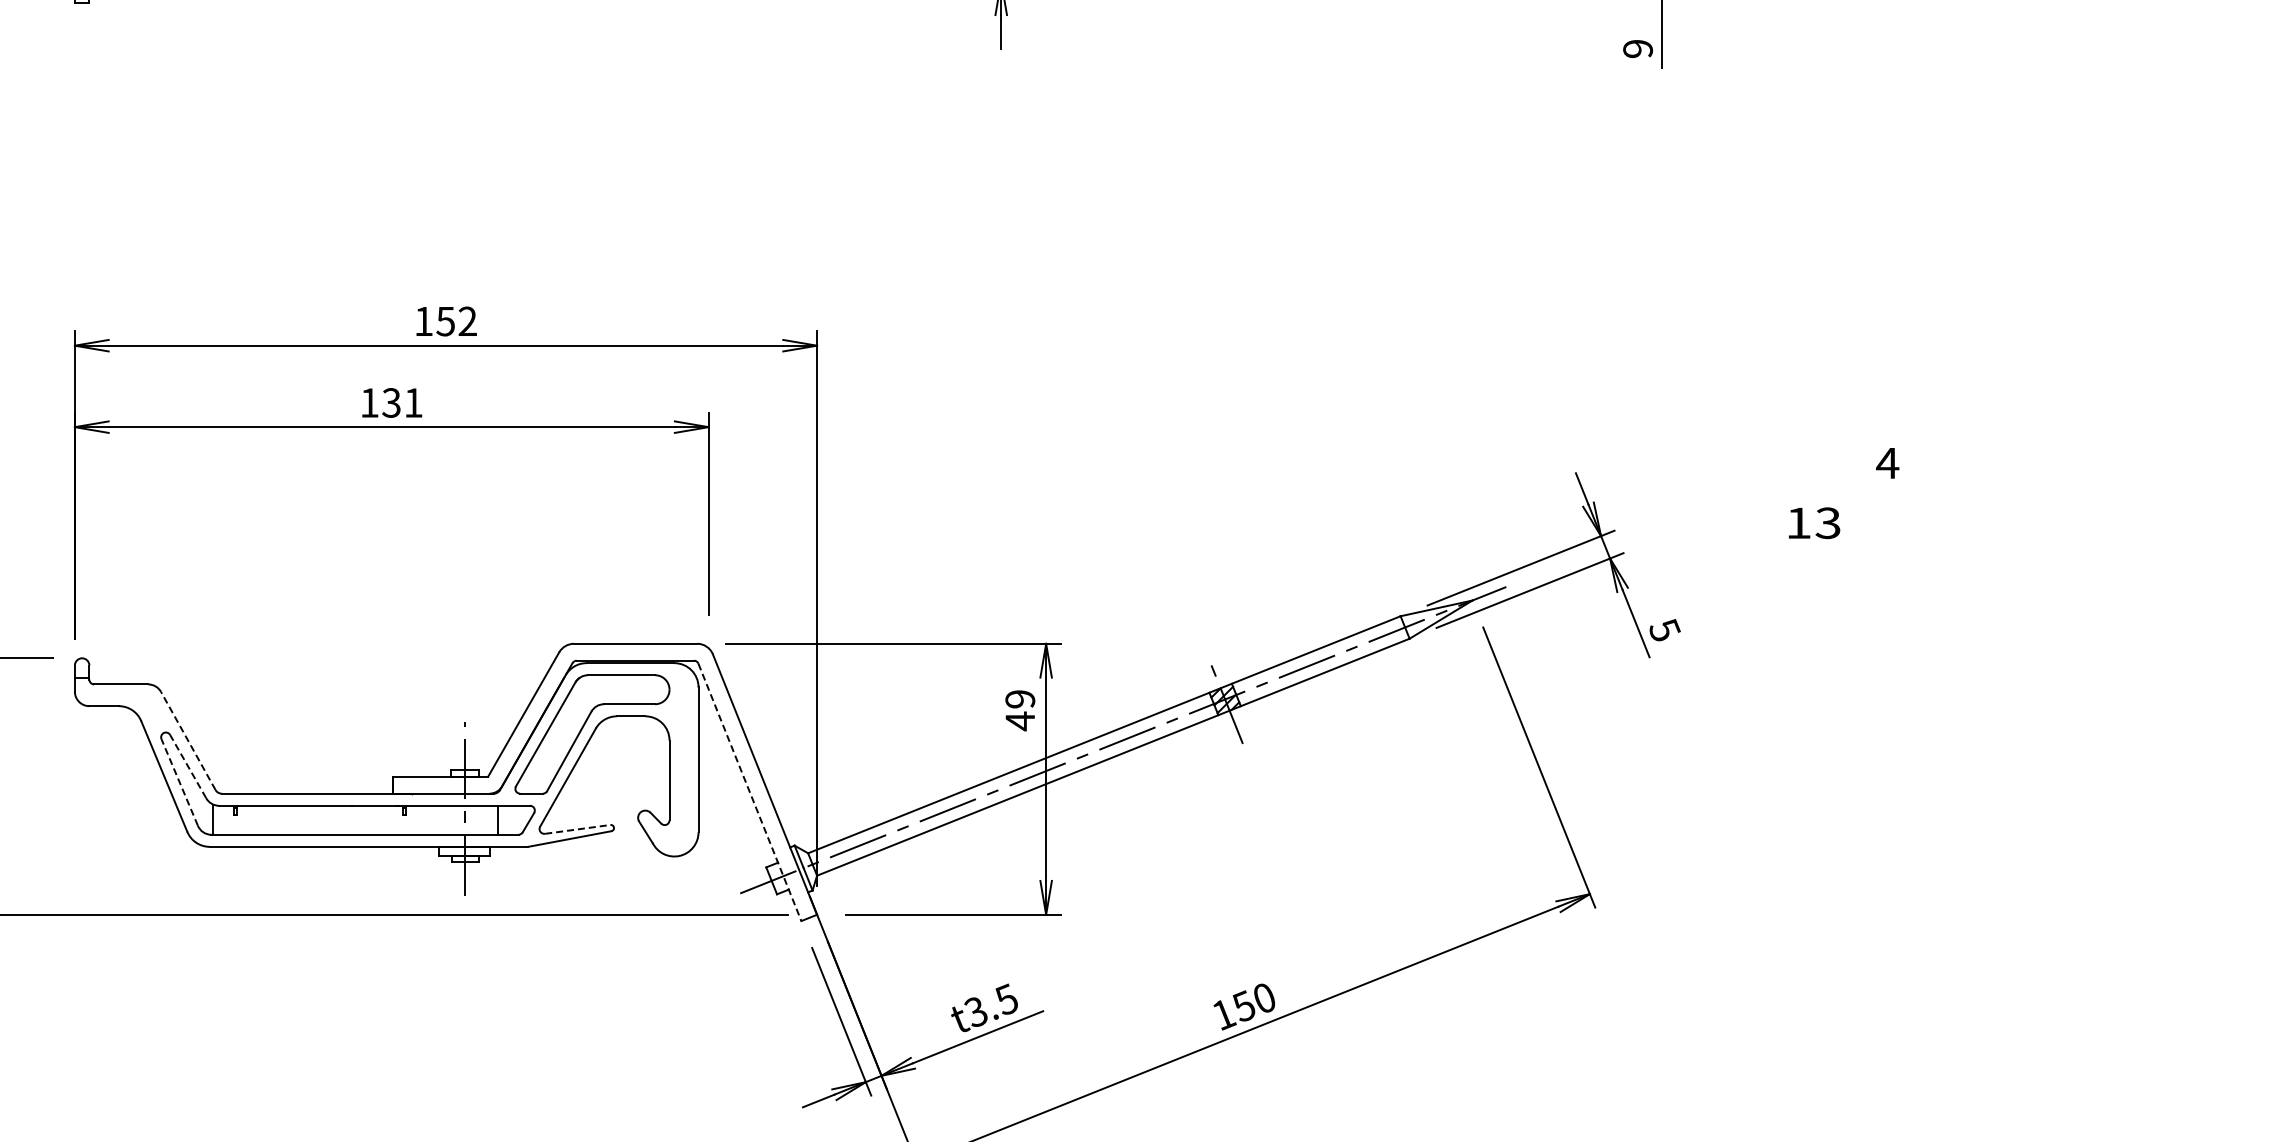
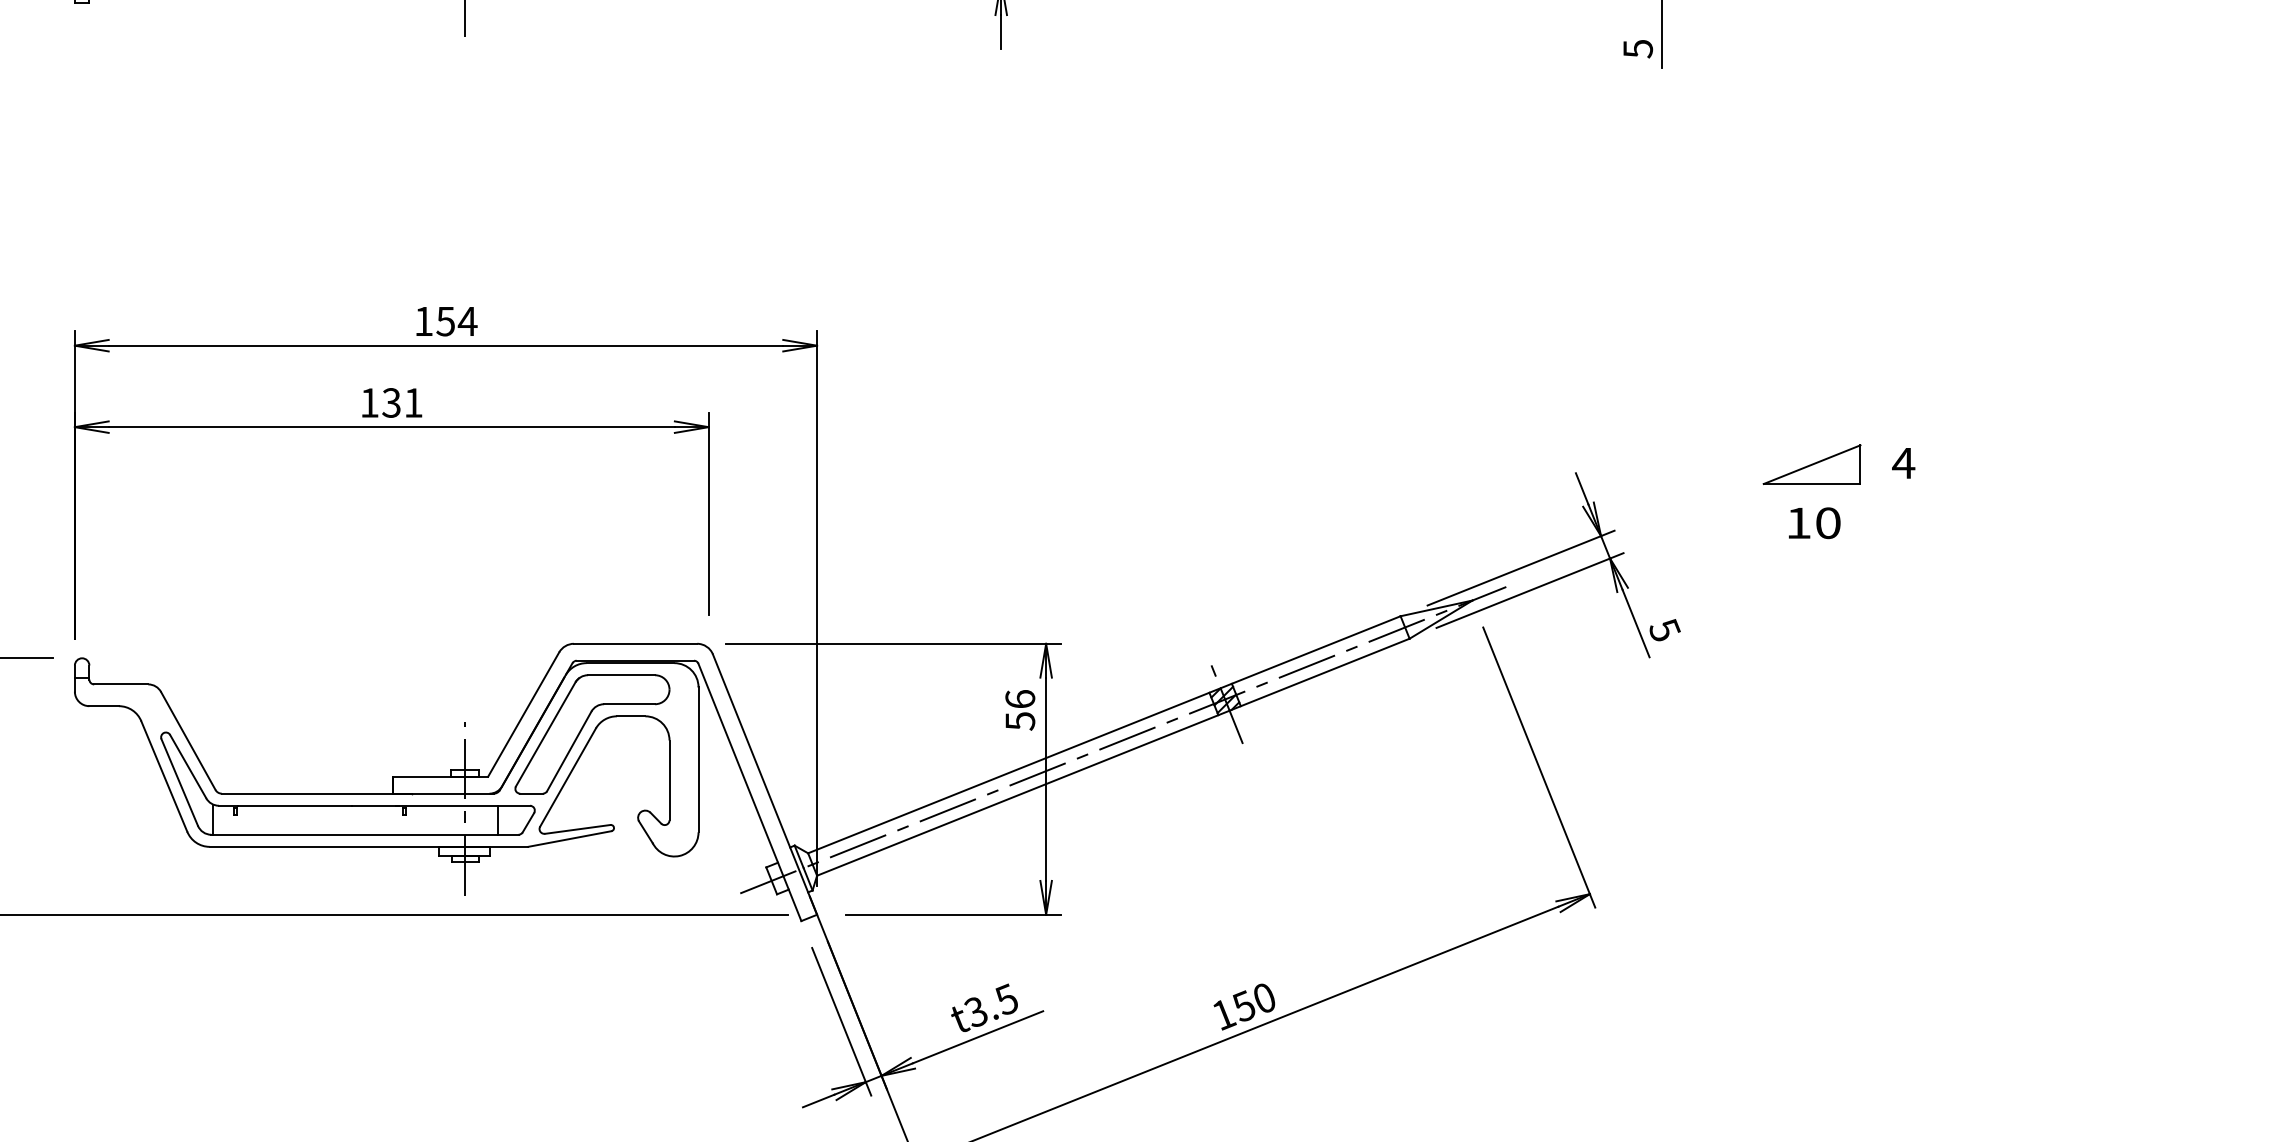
line: none -> present (465, 19)
text: 9 -> 5 (1637, 49)
text: 152 -> 154 (467, 320)
text position: (1887, 463) -> (1903, 463) (1903, 463)
part: none -> present (1811, 464)
text: 13 -> 10 (1827, 523)
text: 49 -> 56 (1020, 710)
line: dashed -> solid (188, 741)
line: dashed -> solid (187, 766)
line: dashed -> solid (179, 782)
line: dashed -> solid (749, 792)
line: dashed -> solid (577, 829)
